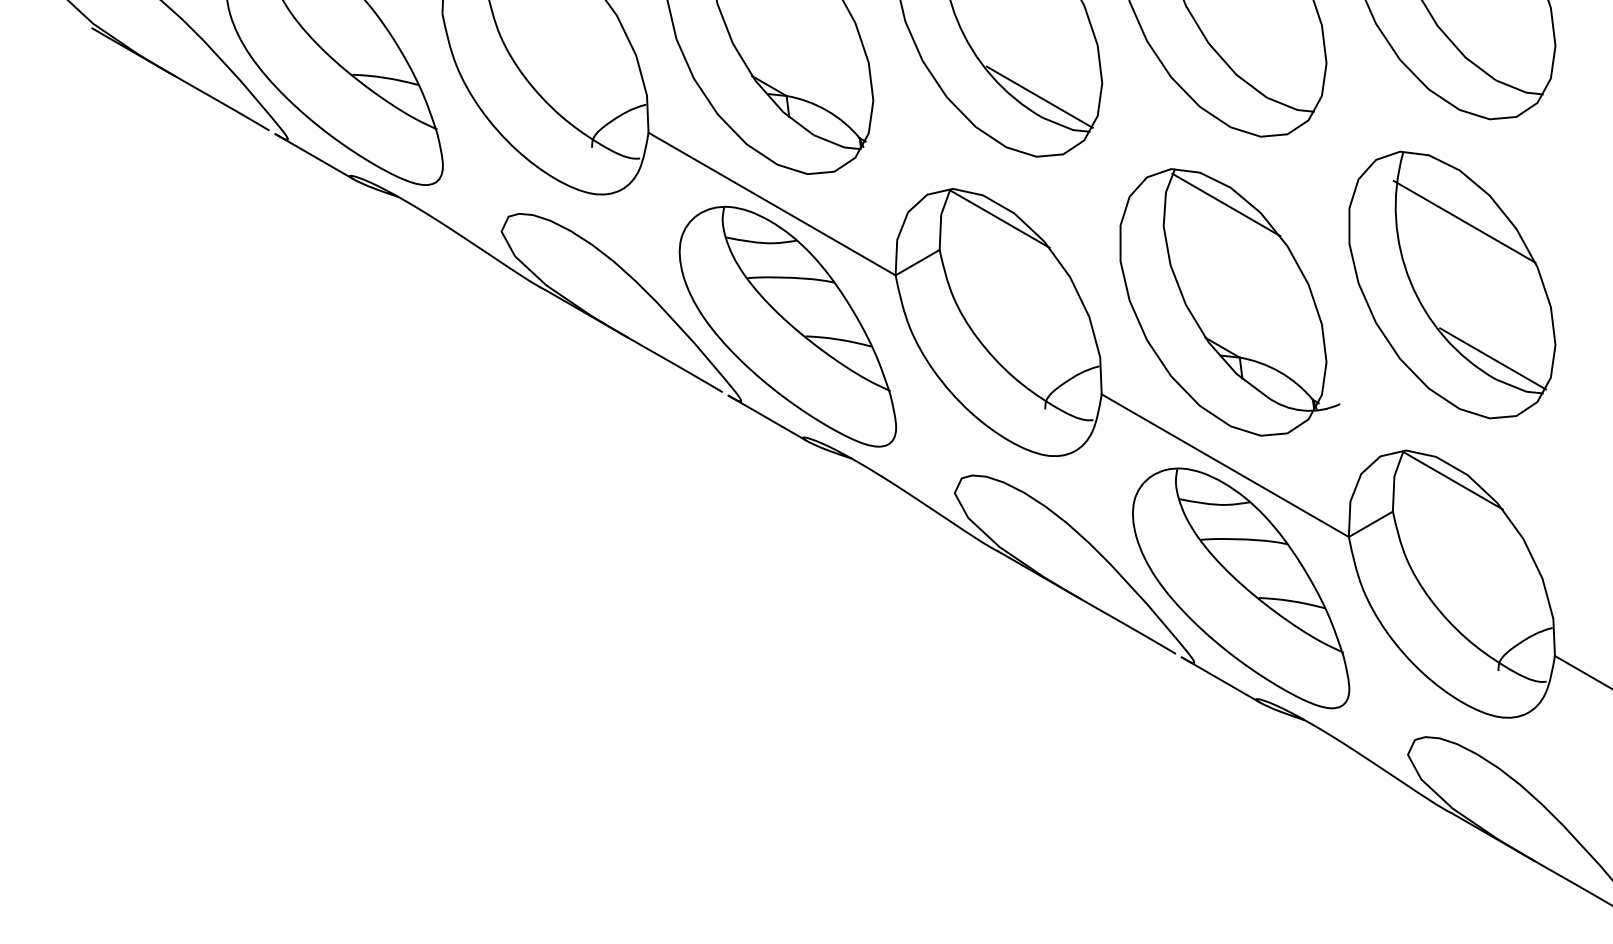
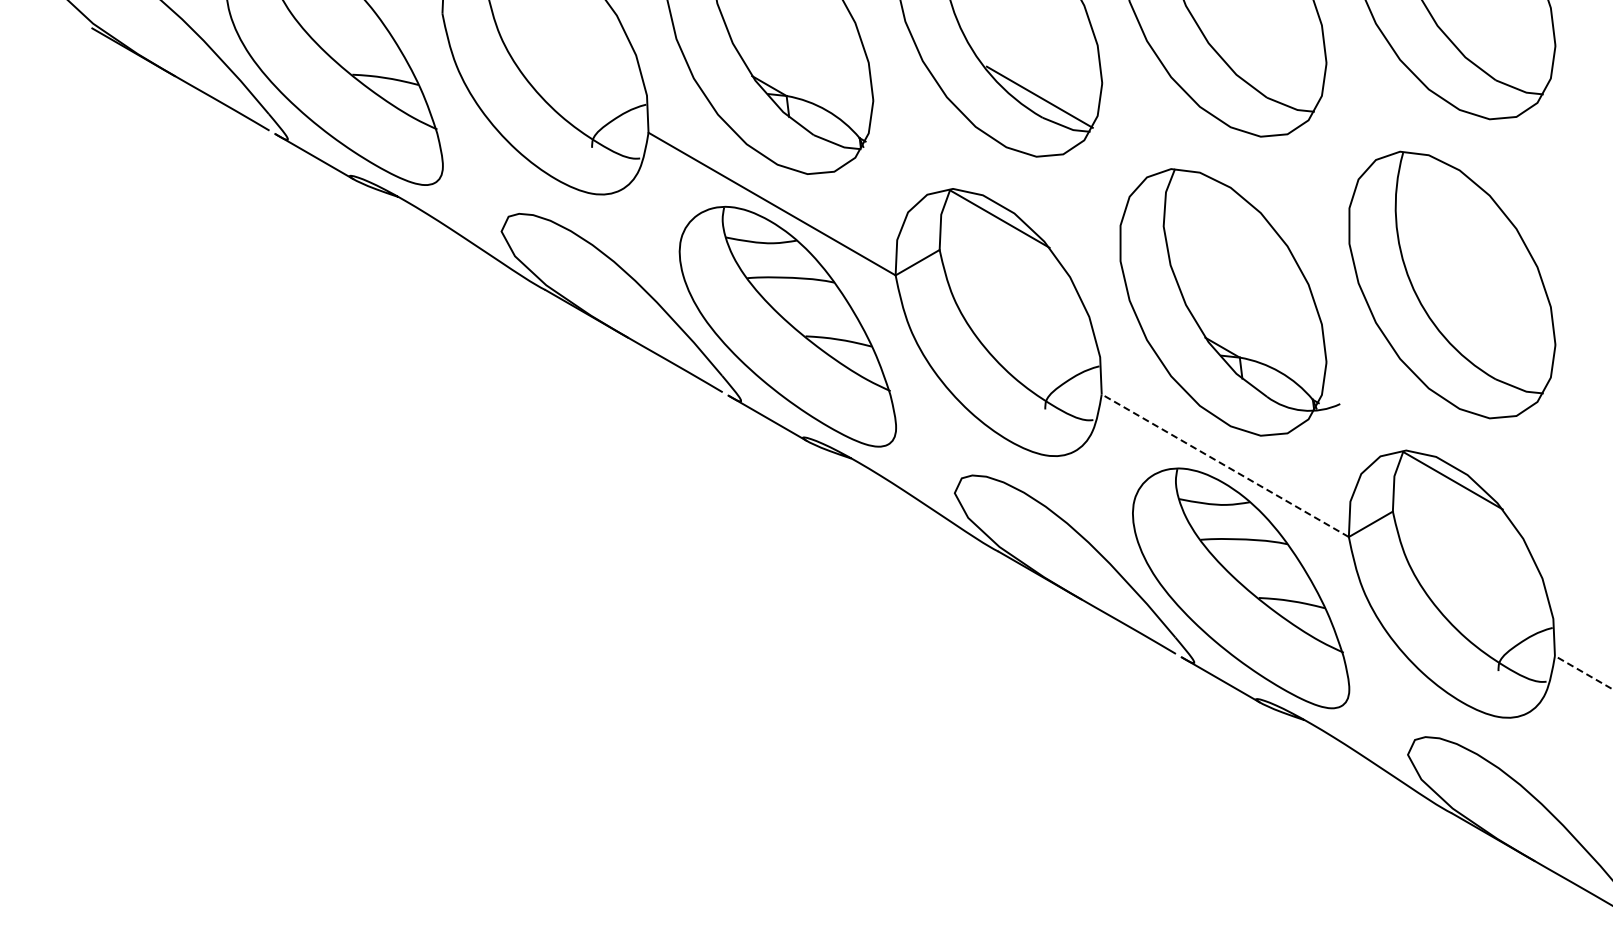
line: present -> none (1226, 204)
line: present -> none (1464, 221)
line: present -> none (1493, 358)
line: solid -> dashed (1225, 465)
line: solid -> dashed (1583, 672)
